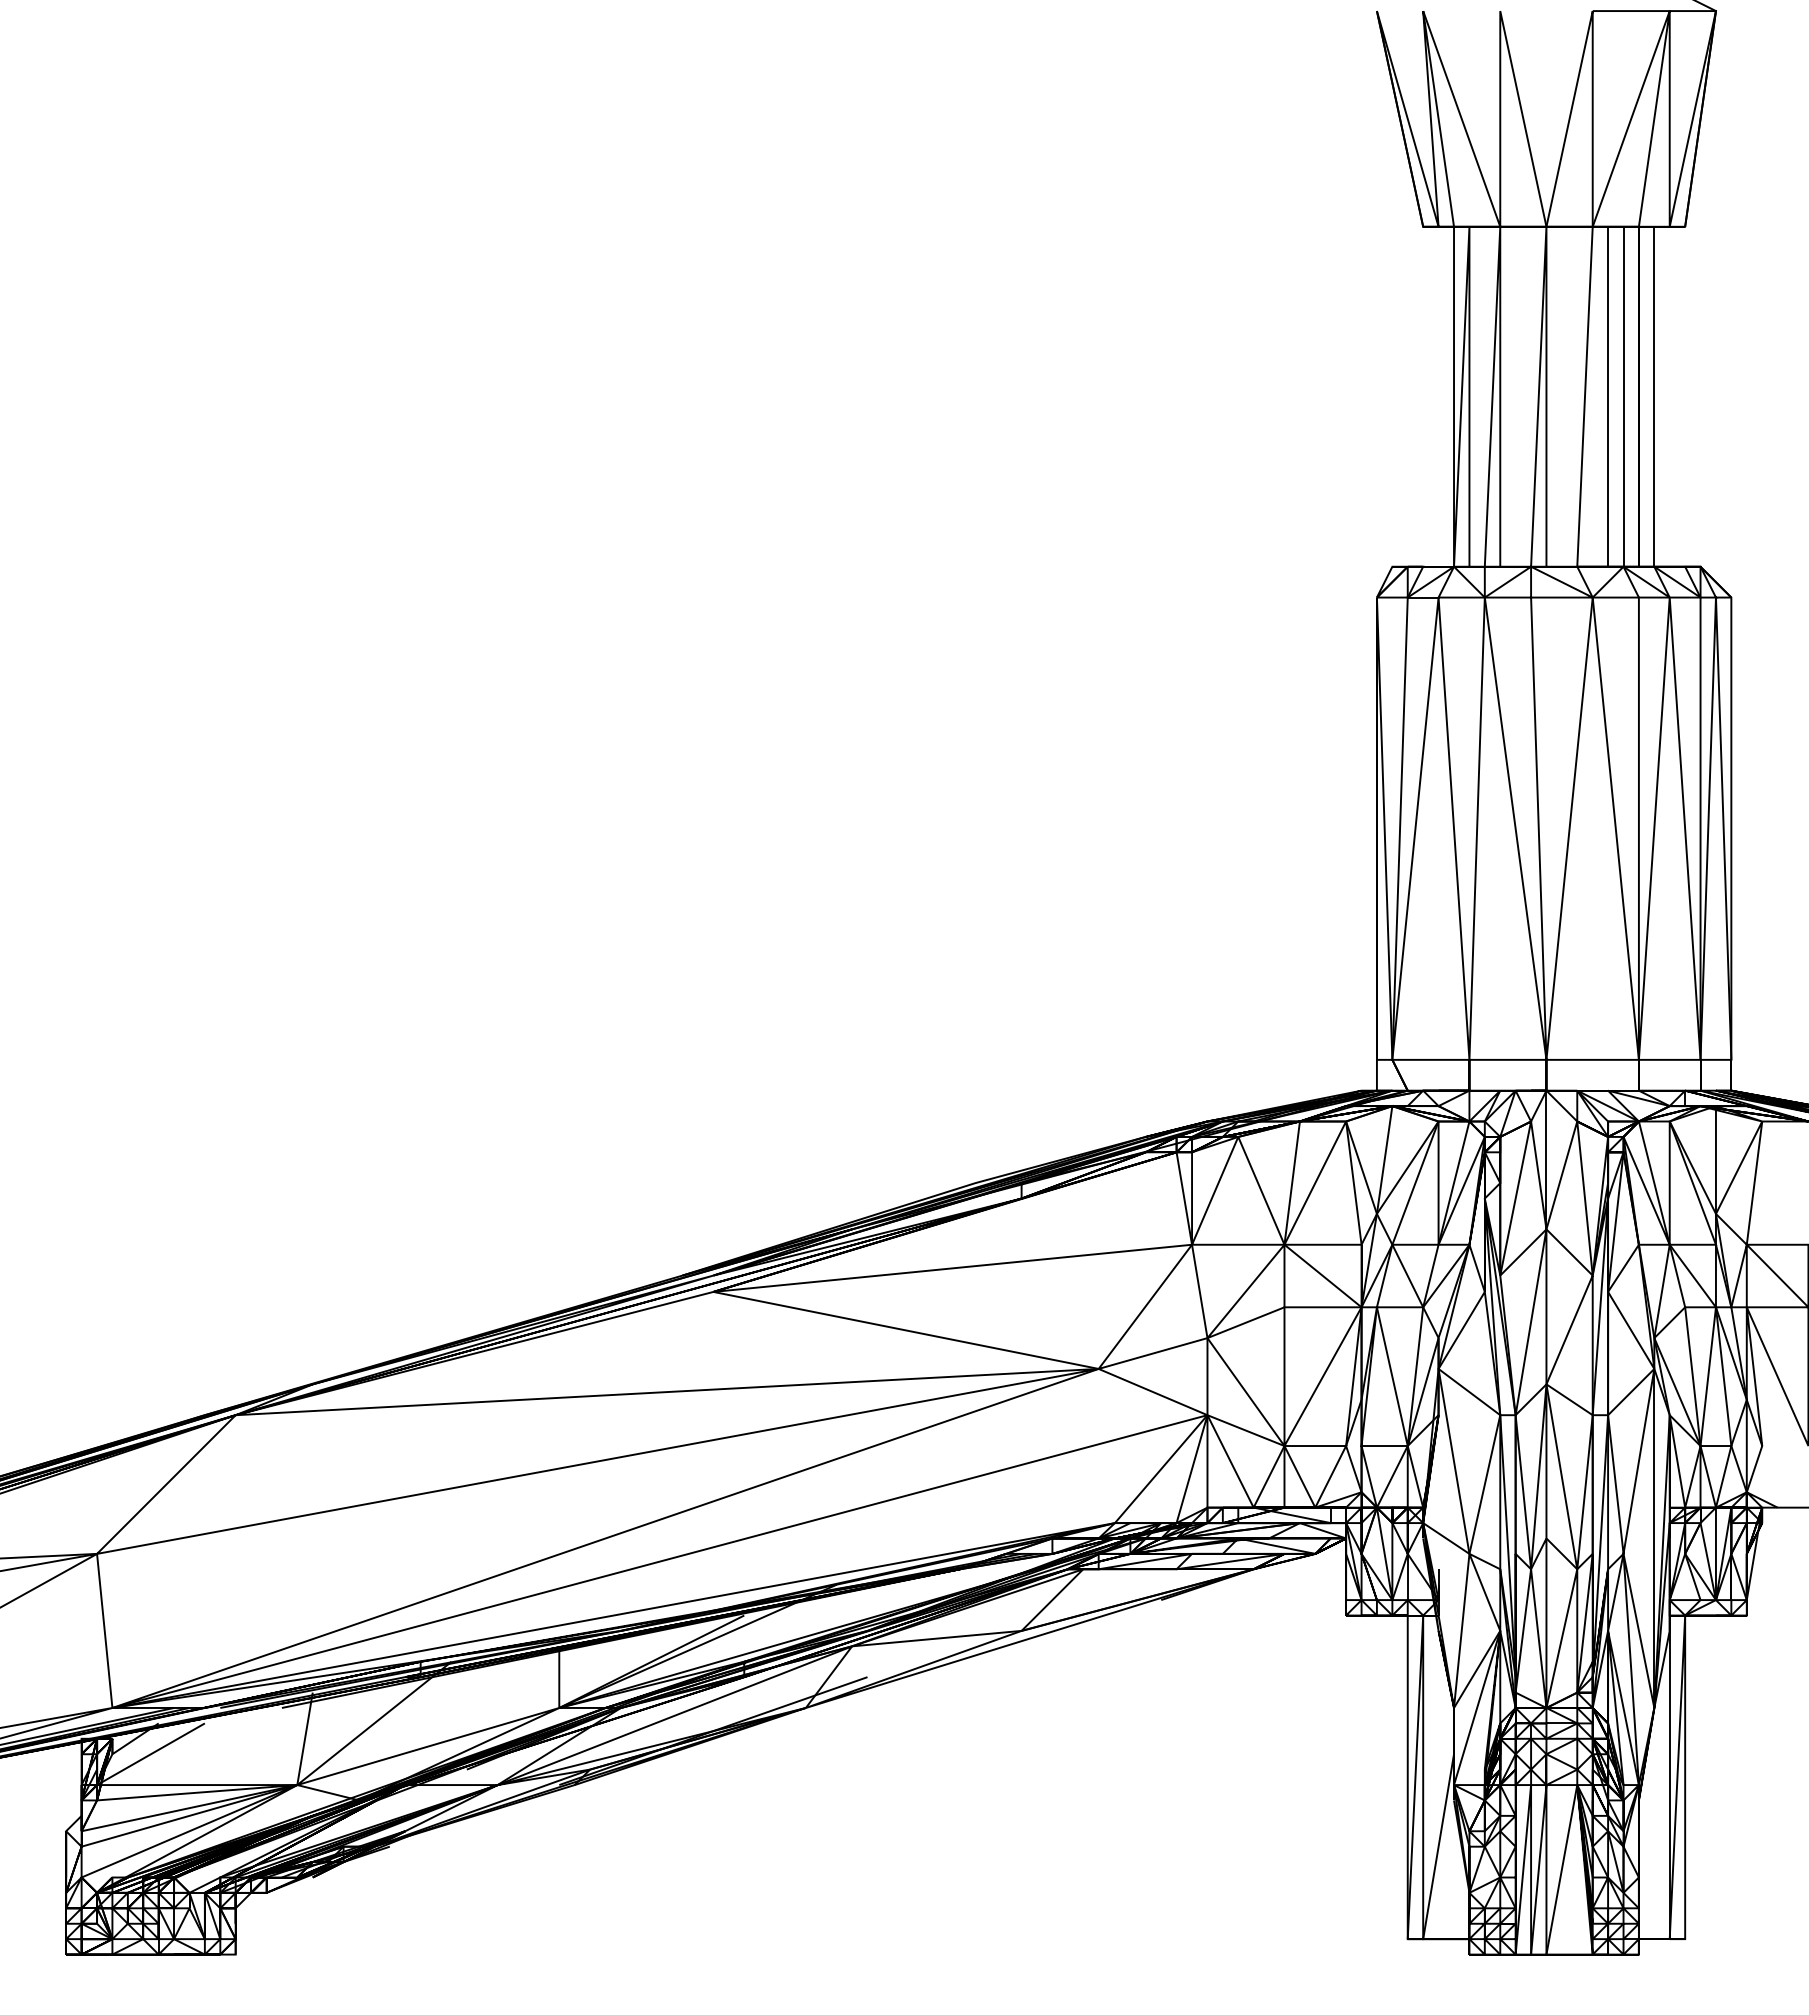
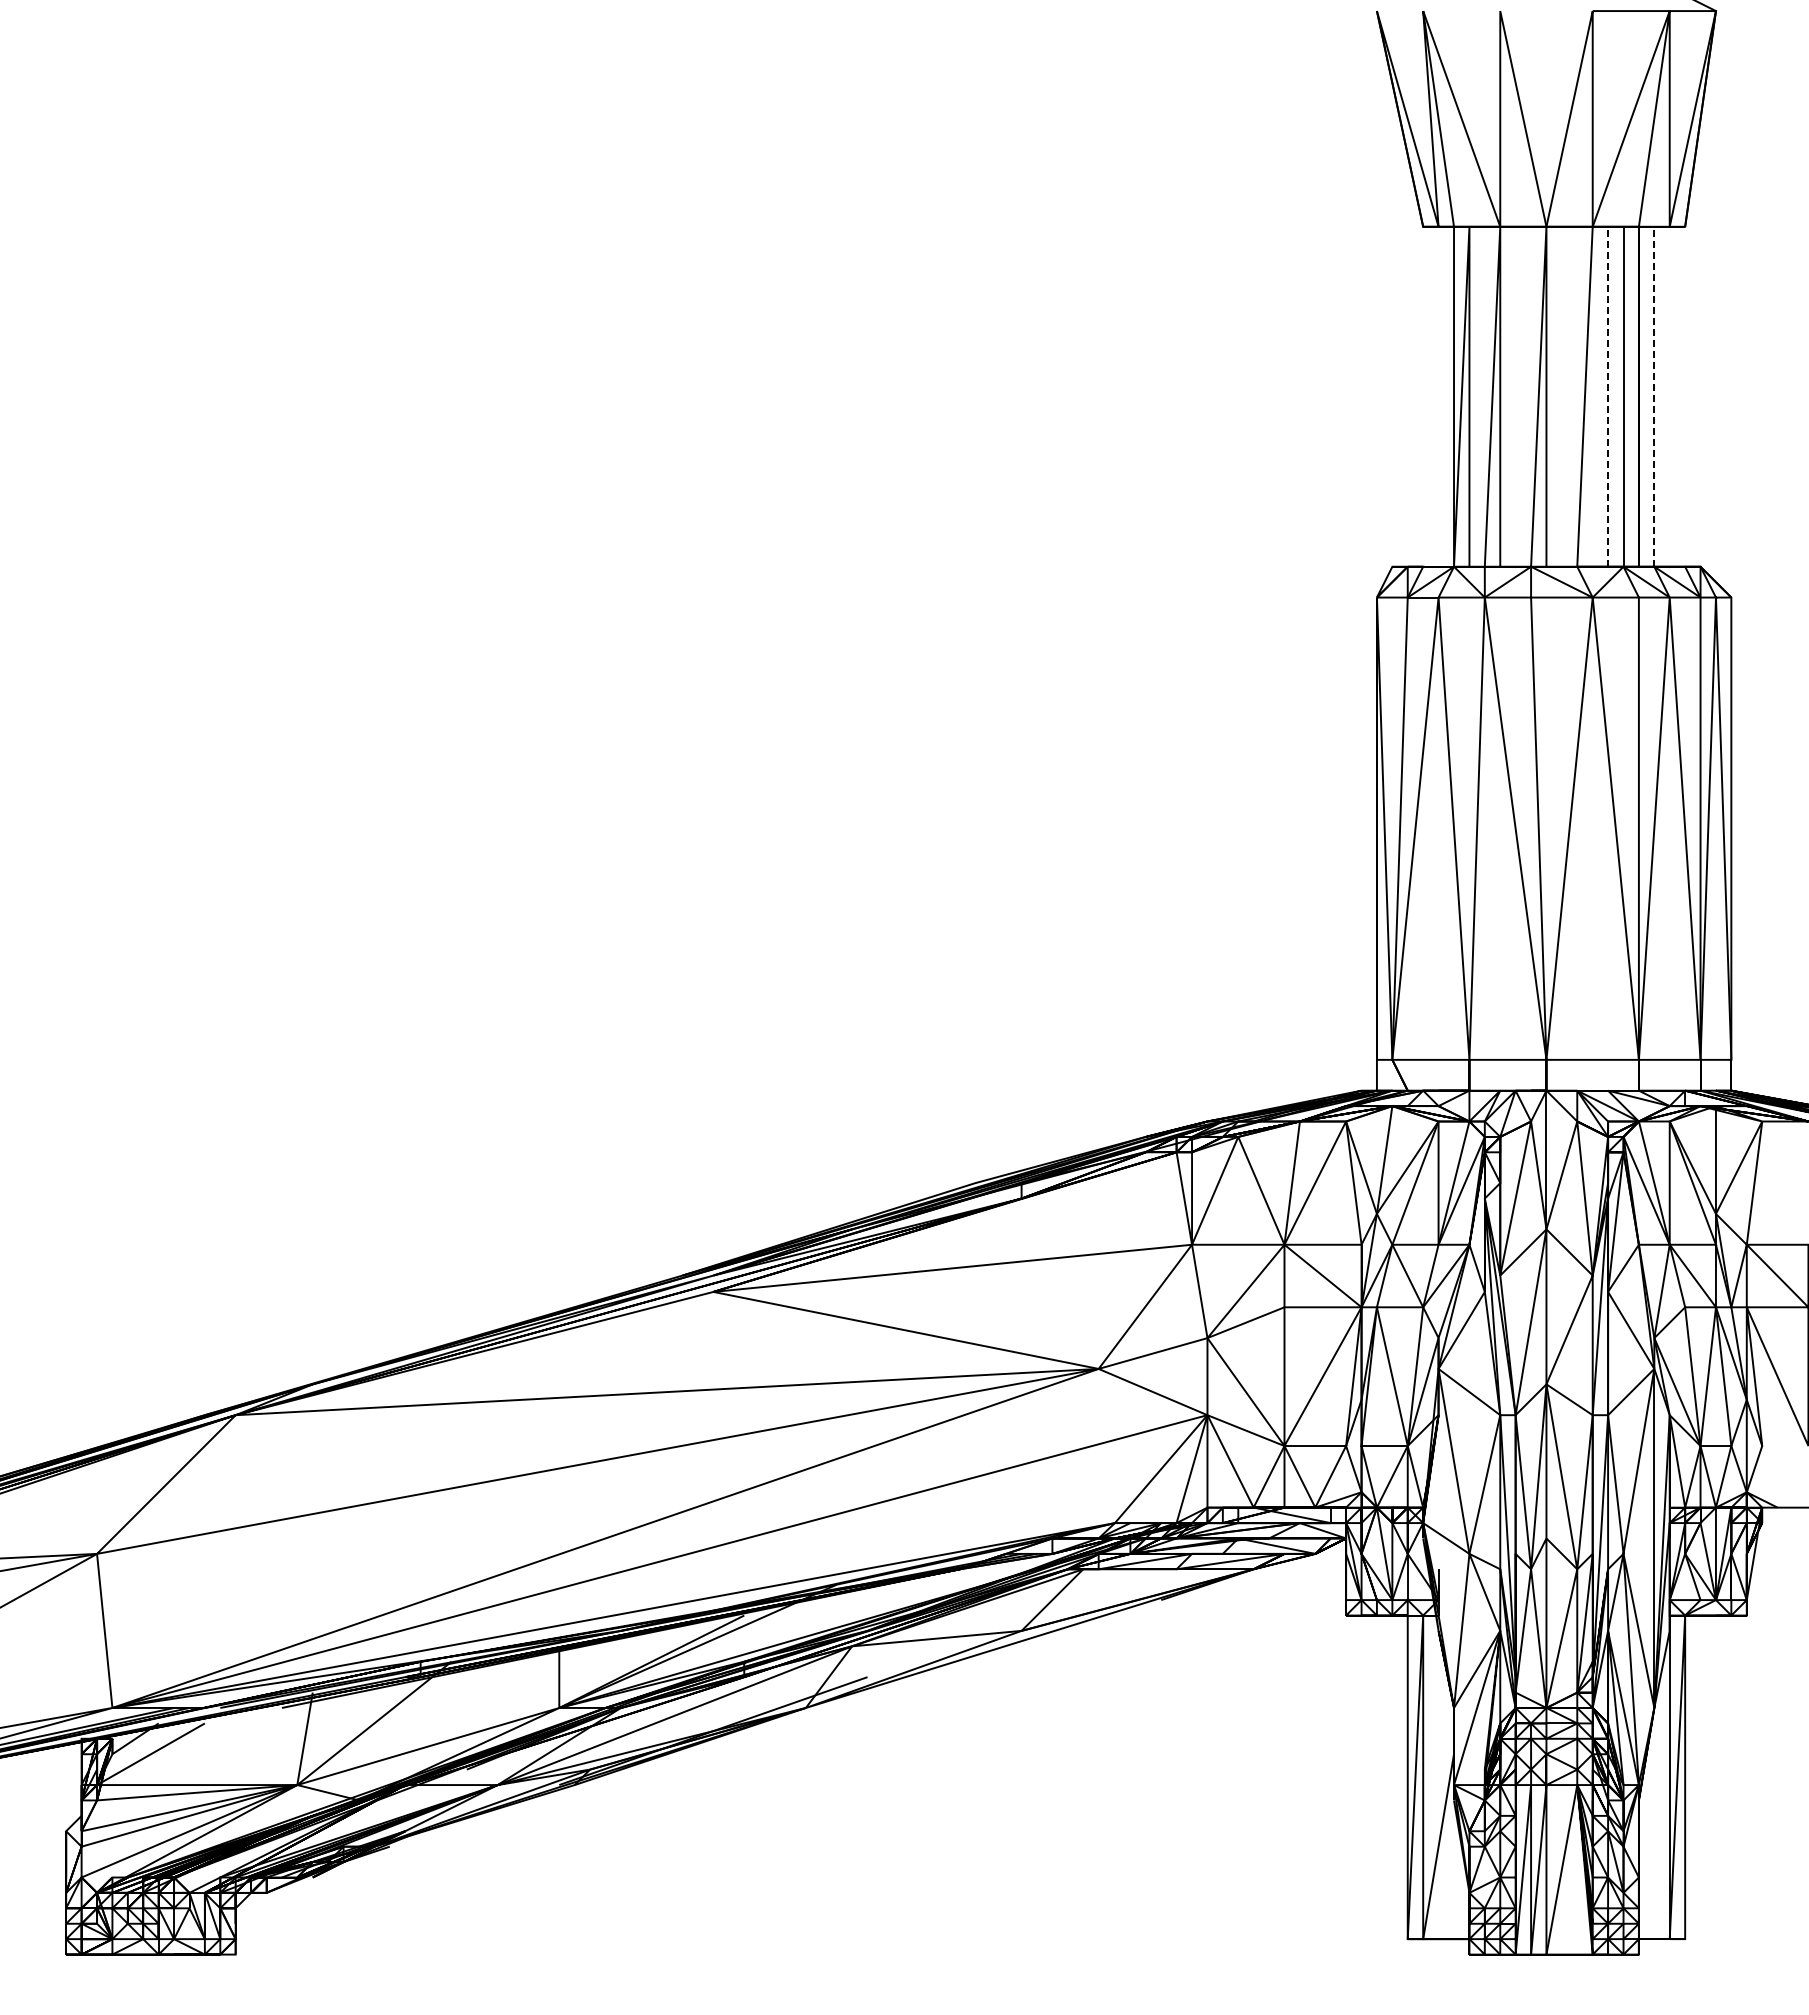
line: solid -> dashed (1608, 396)
line: solid -> dashed (1654, 396)
